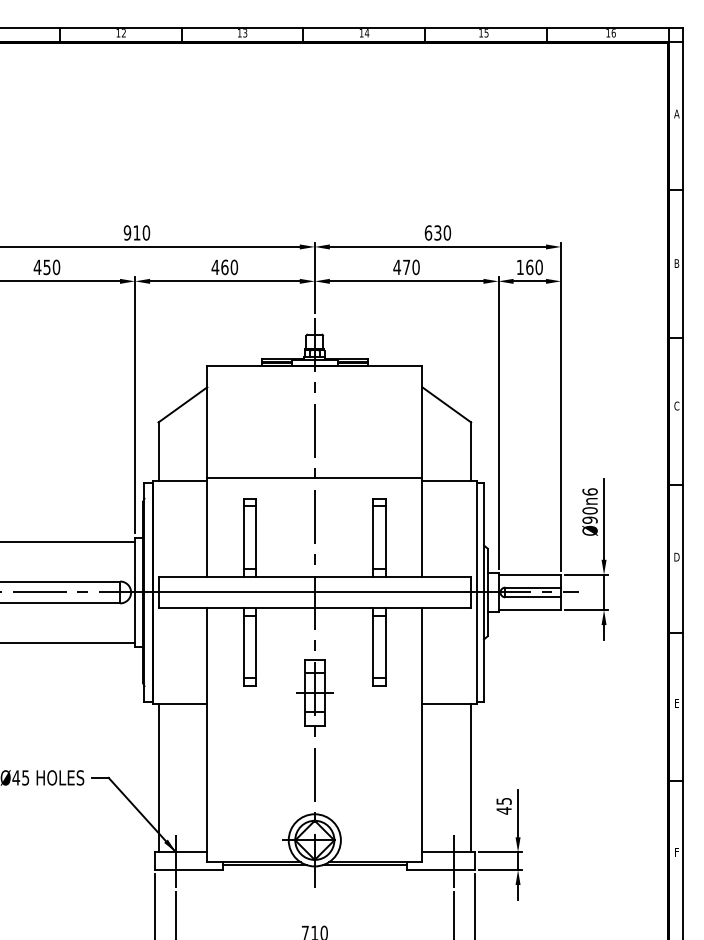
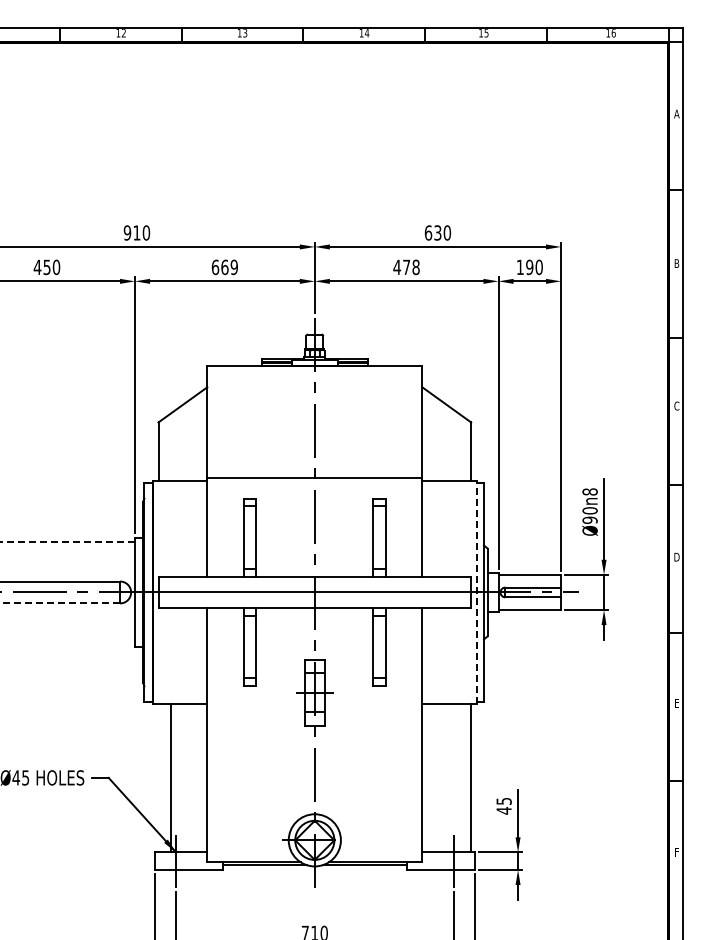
text: 460 -> 669 (224, 267)
text: 470 -> 478 (415, 267)
text: 160 -> 190 (529, 267)
text: Ø90n6 -> Ø90n8 (589, 491)
line: solid -> dashed (67, 541)
line: solid -> dashed (477, 591)
line: solid -> dashed (60, 603)
line: present -> none (68, 643)
line position: (158, 777) -> (170, 777) (170, 777)
